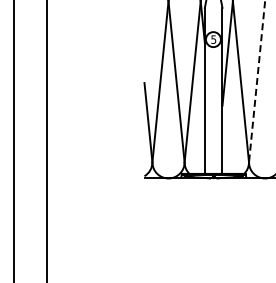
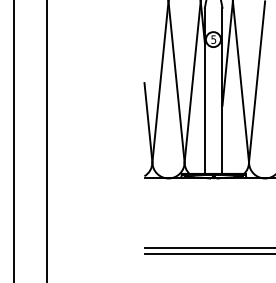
line: dashed -> solid (257, 81)
line: none -> present (208, 248)
line: none -> present (208, 253)
